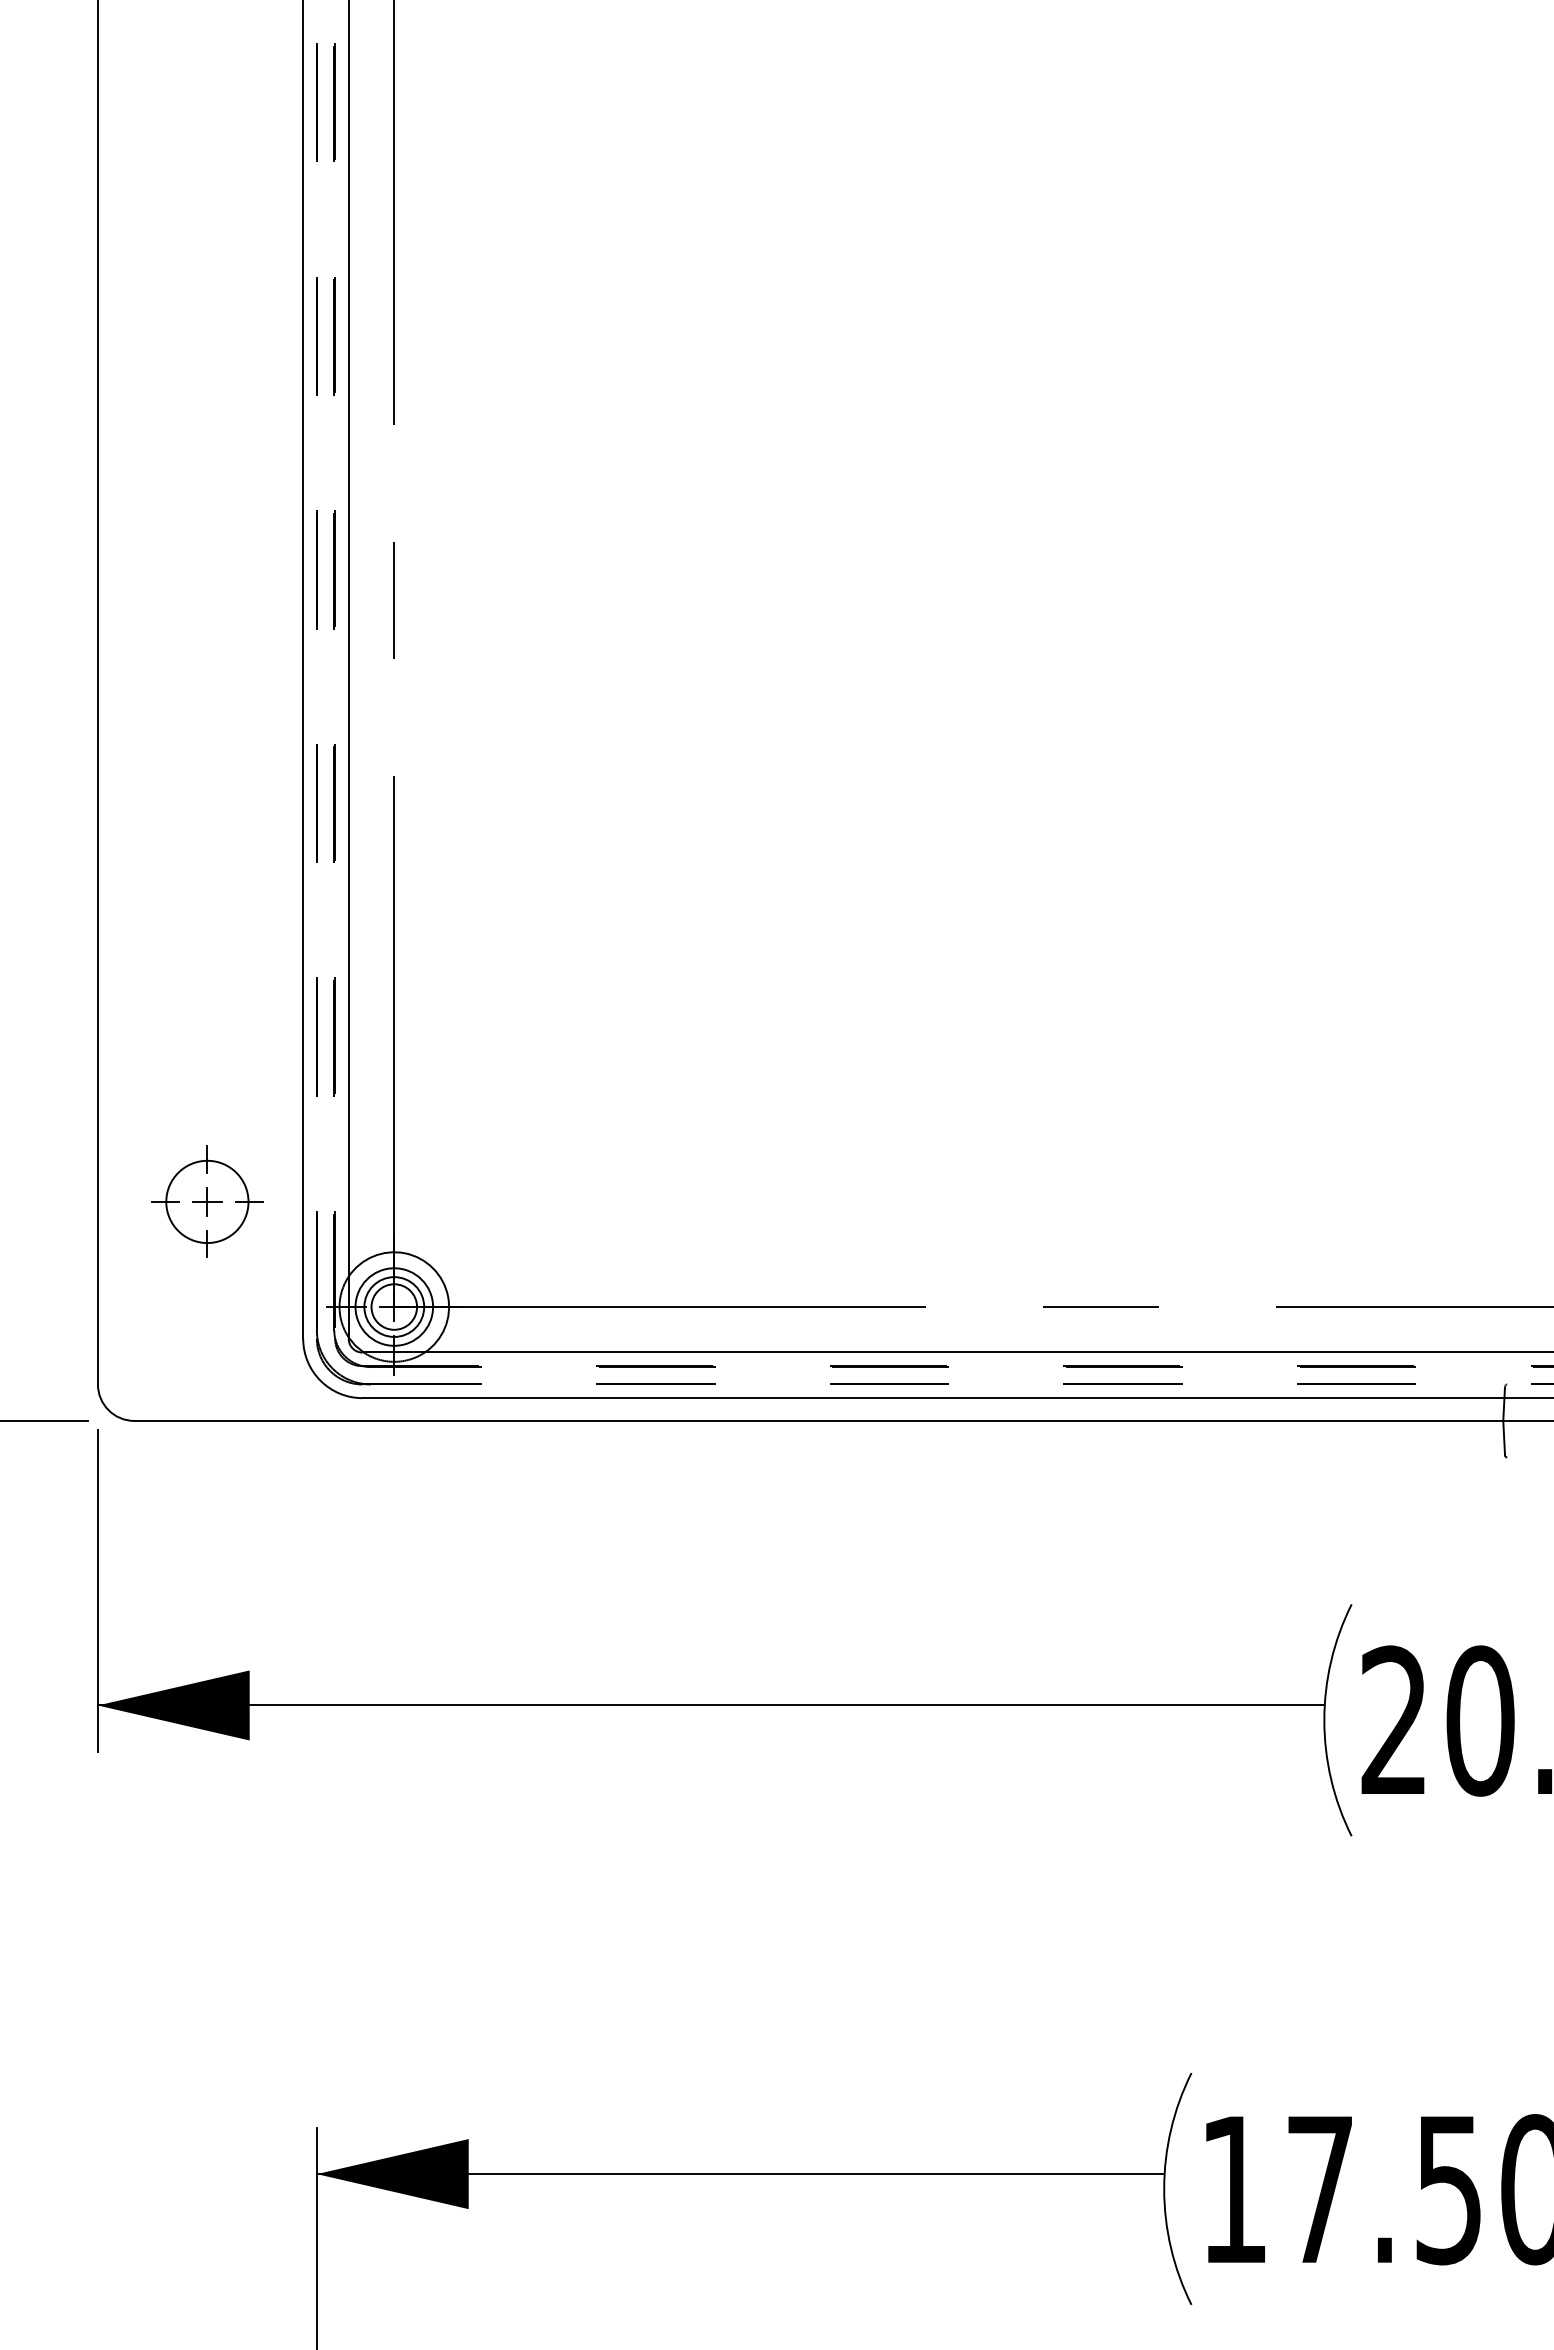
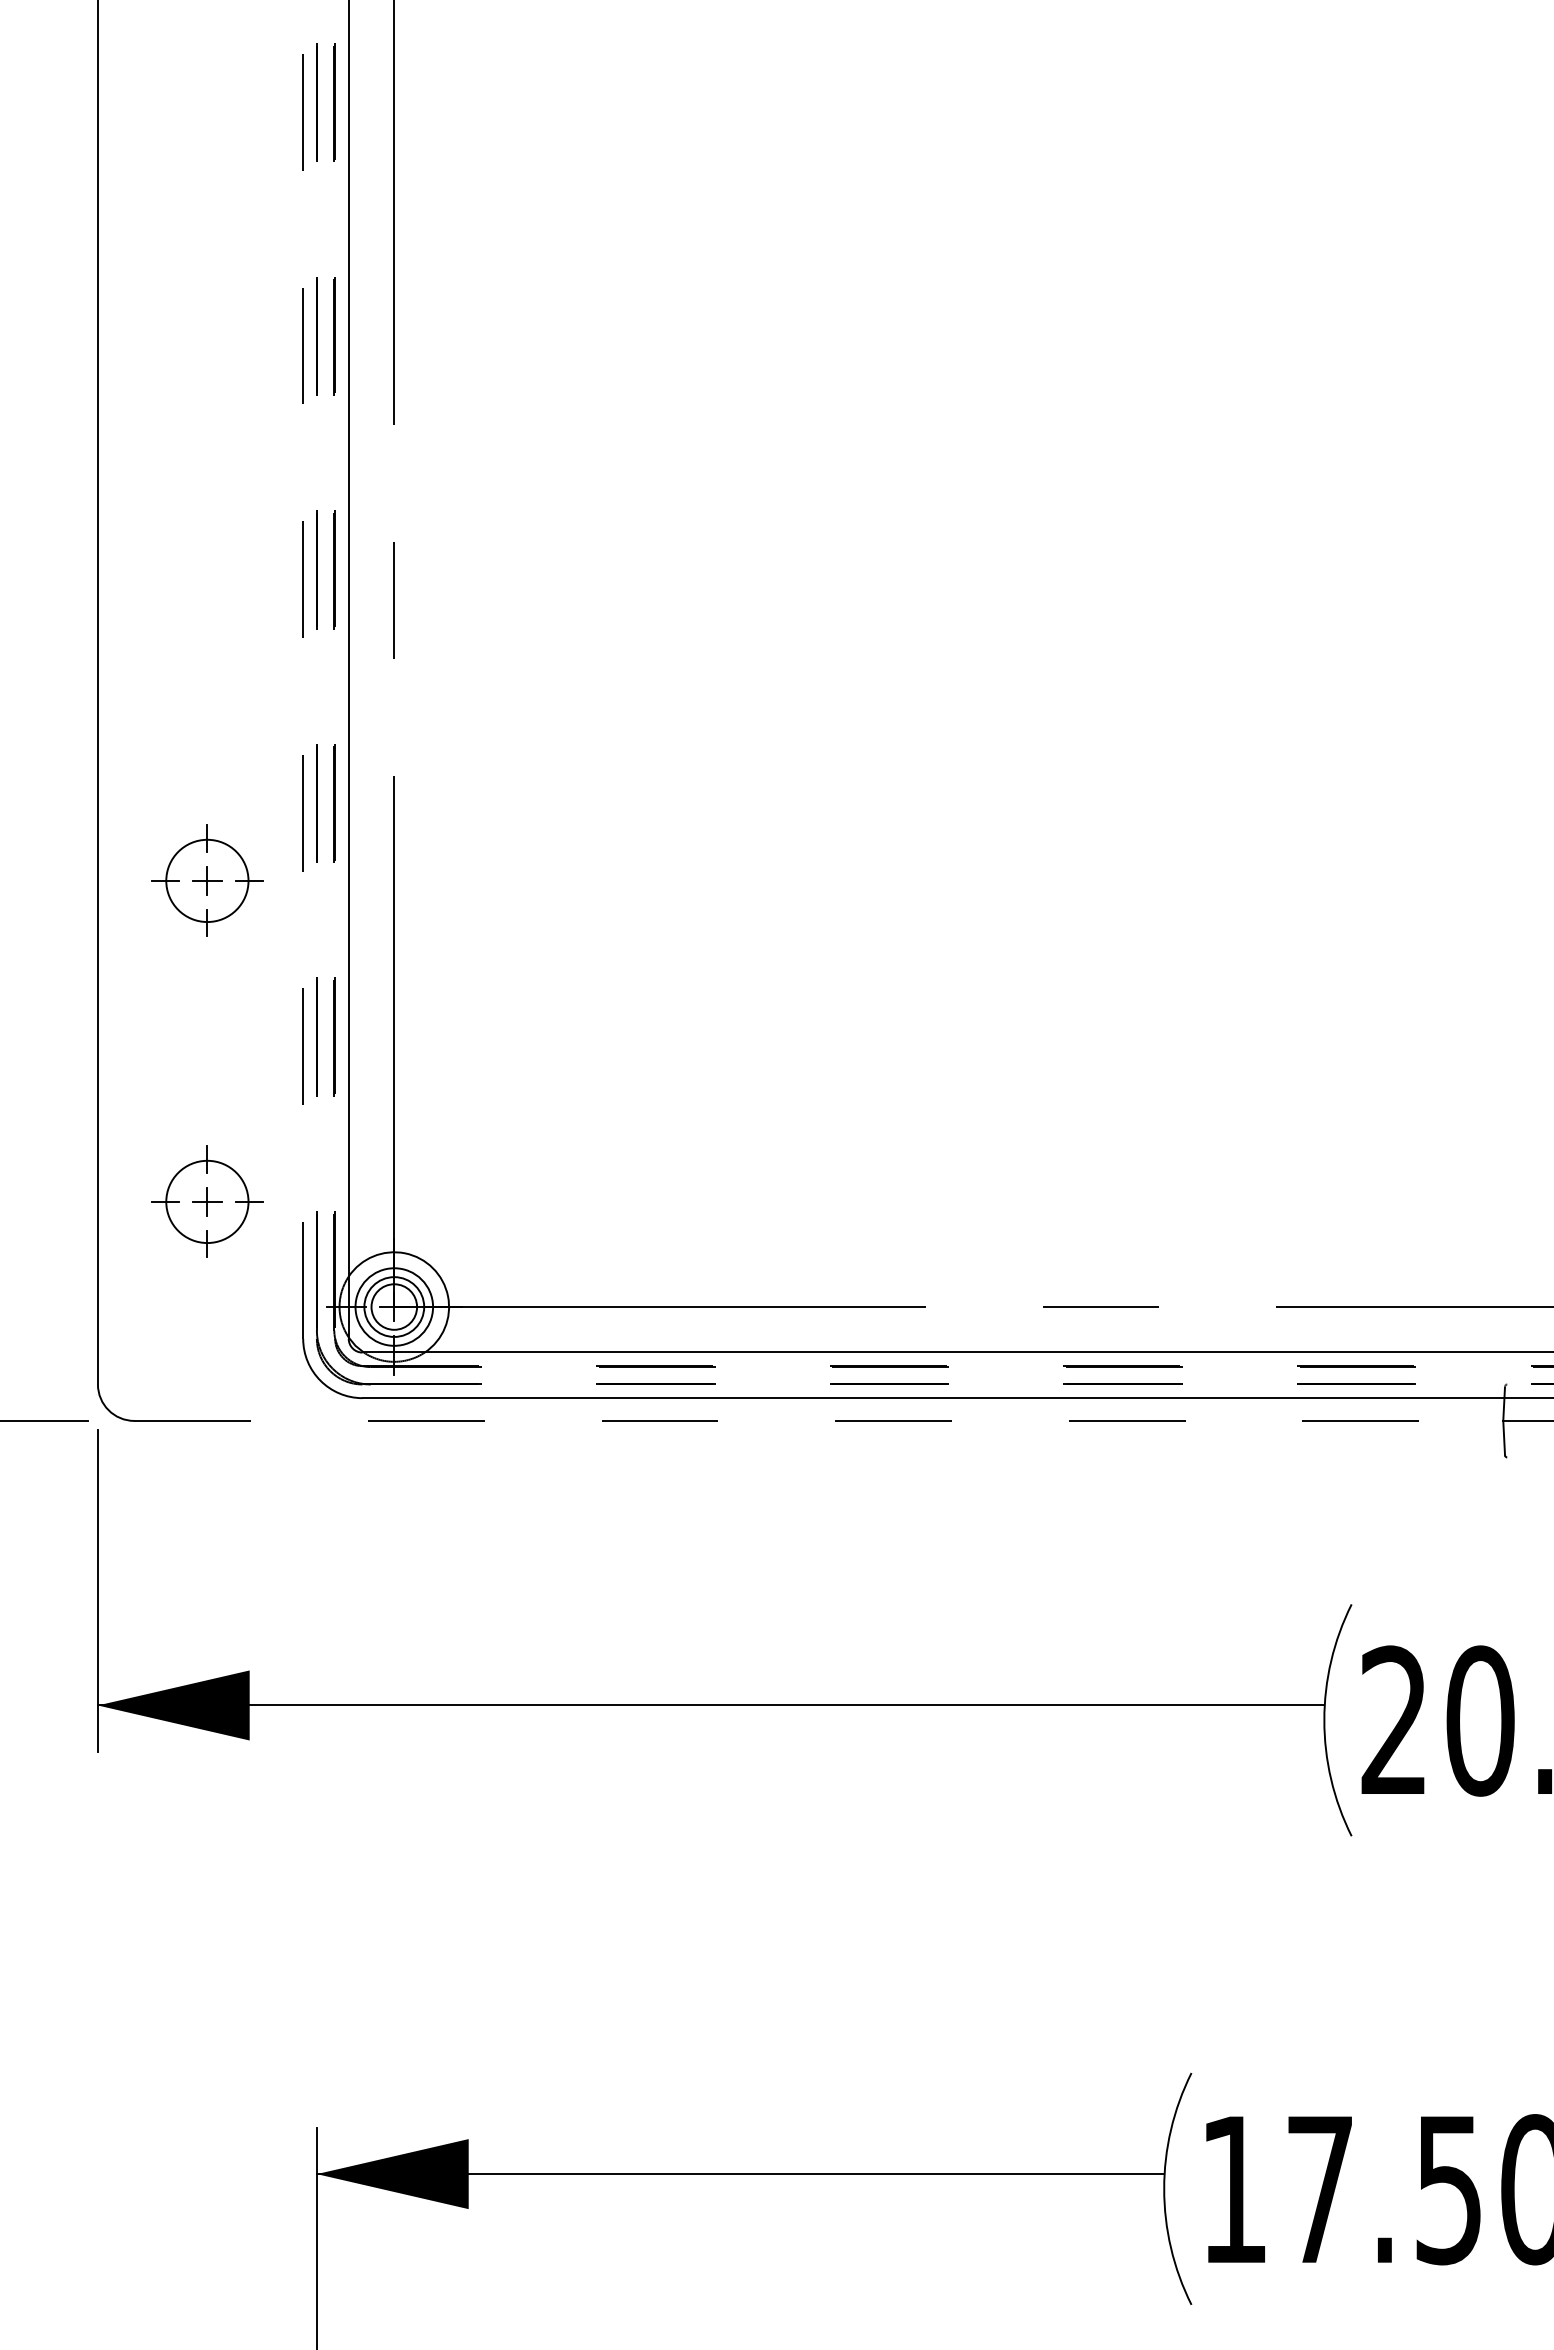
line: solid -> dashed (303, 669)
part: none -> present (207, 880)
line: solid -> dashed (819, 1420)
